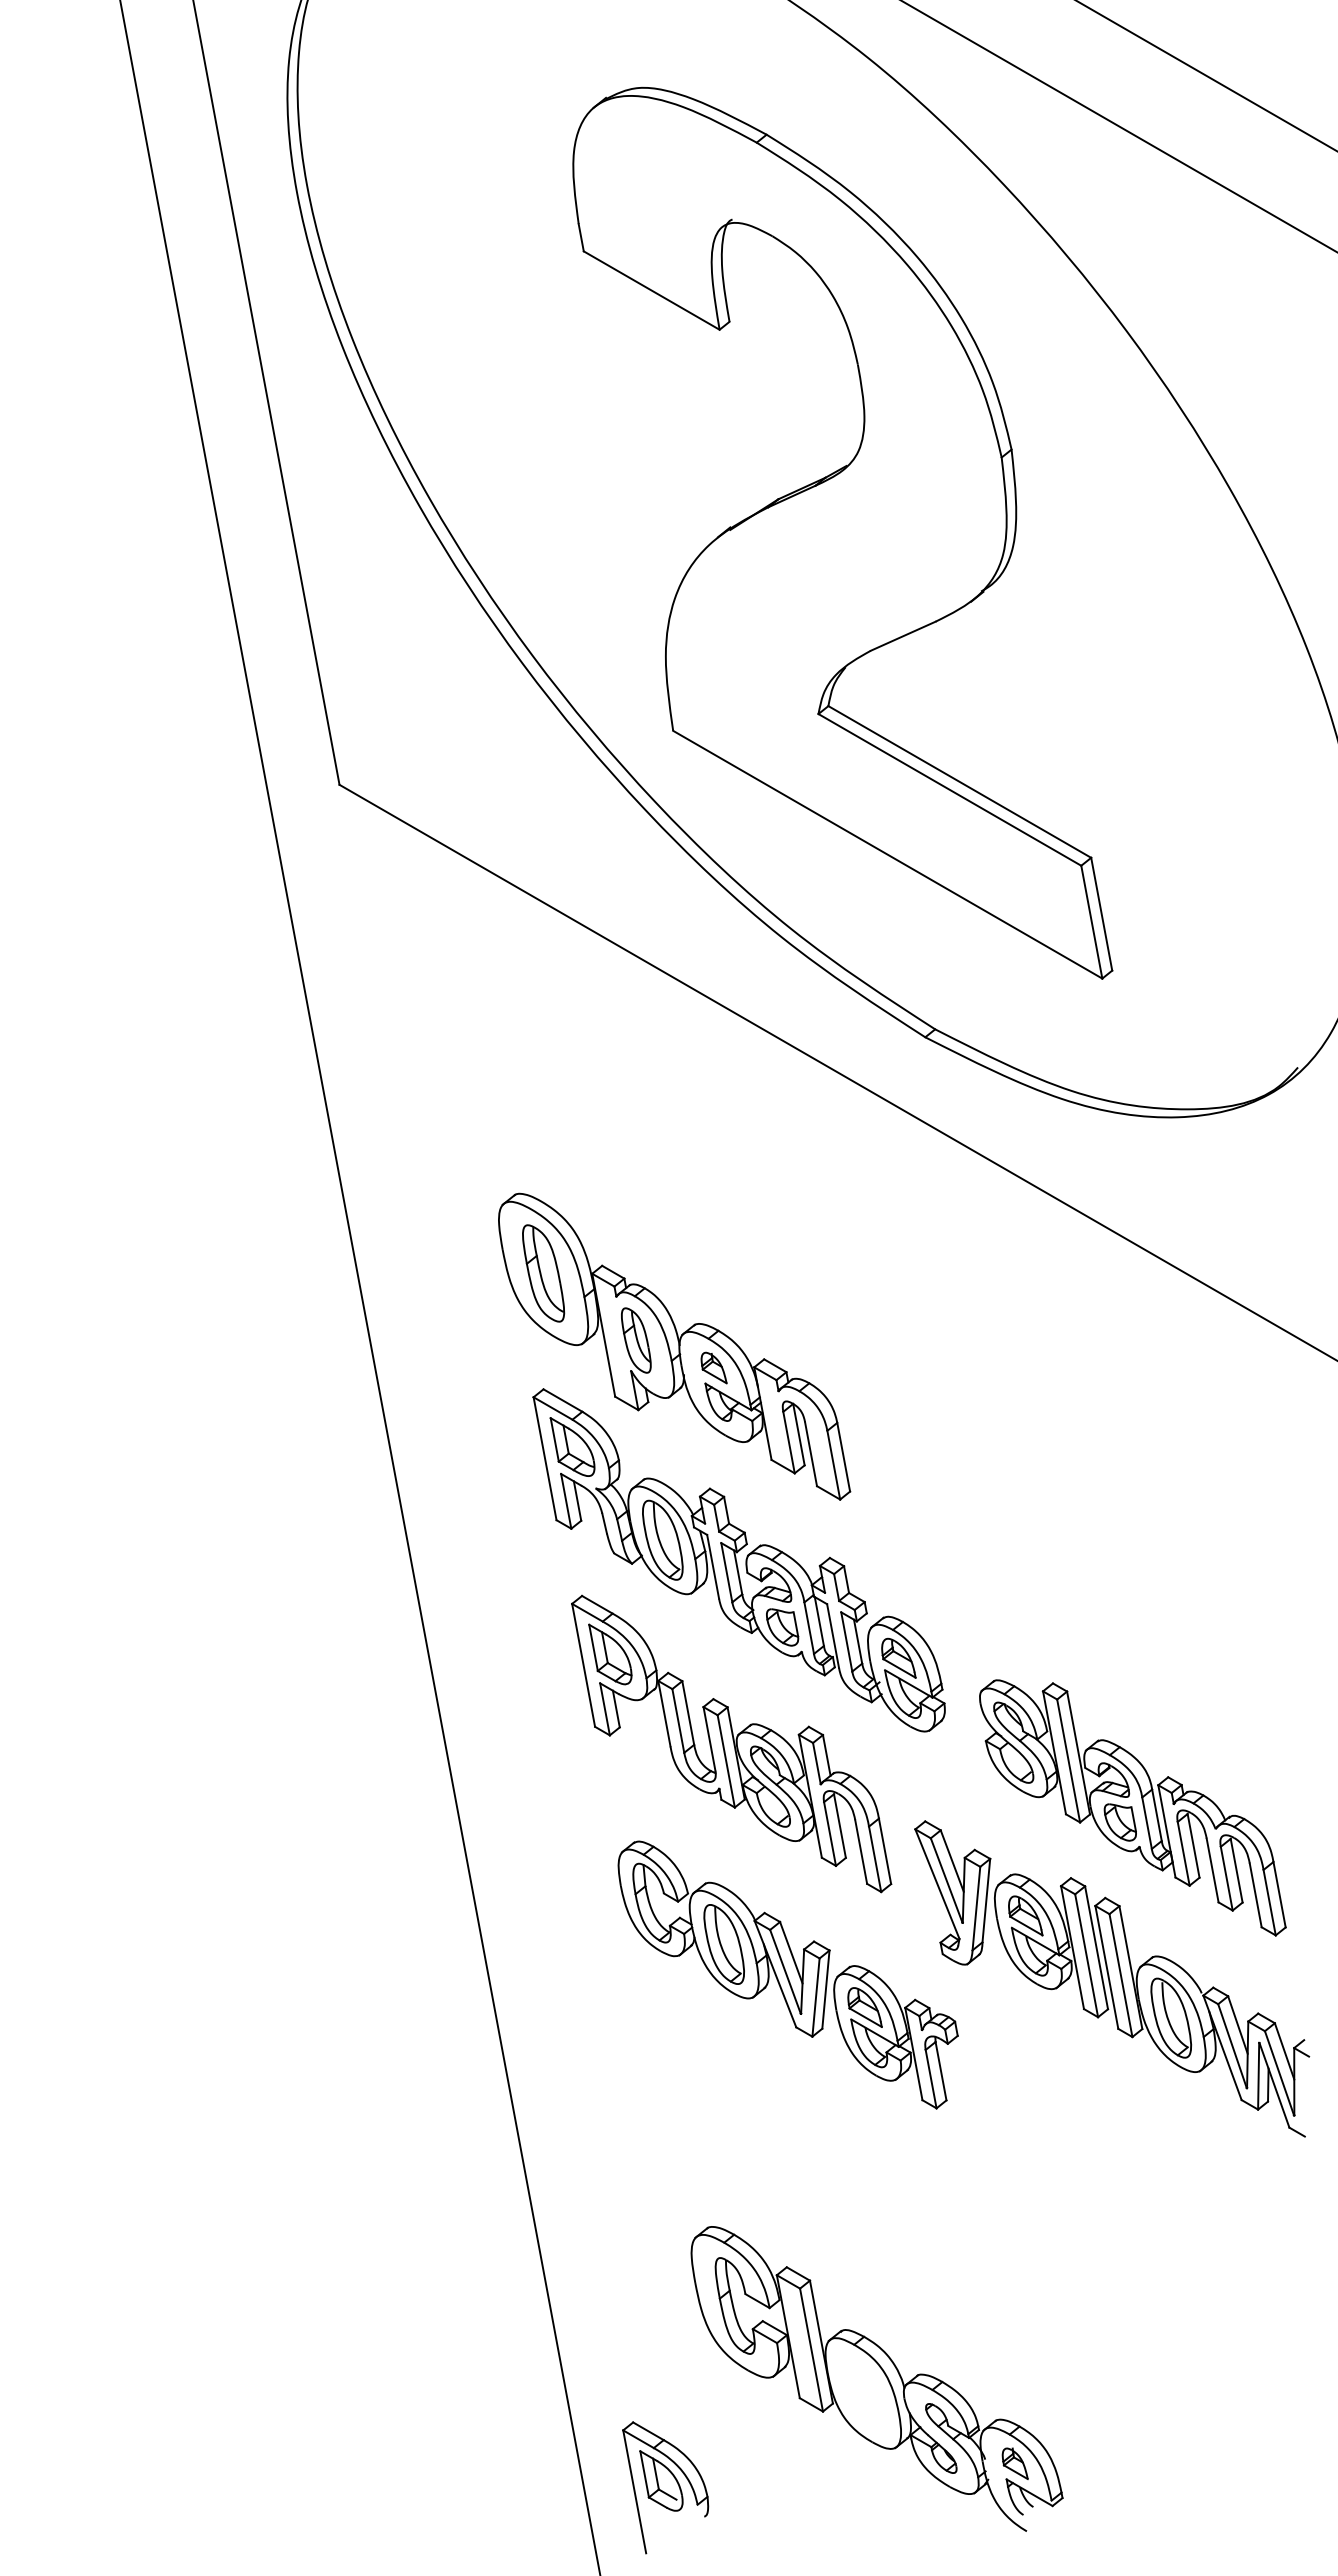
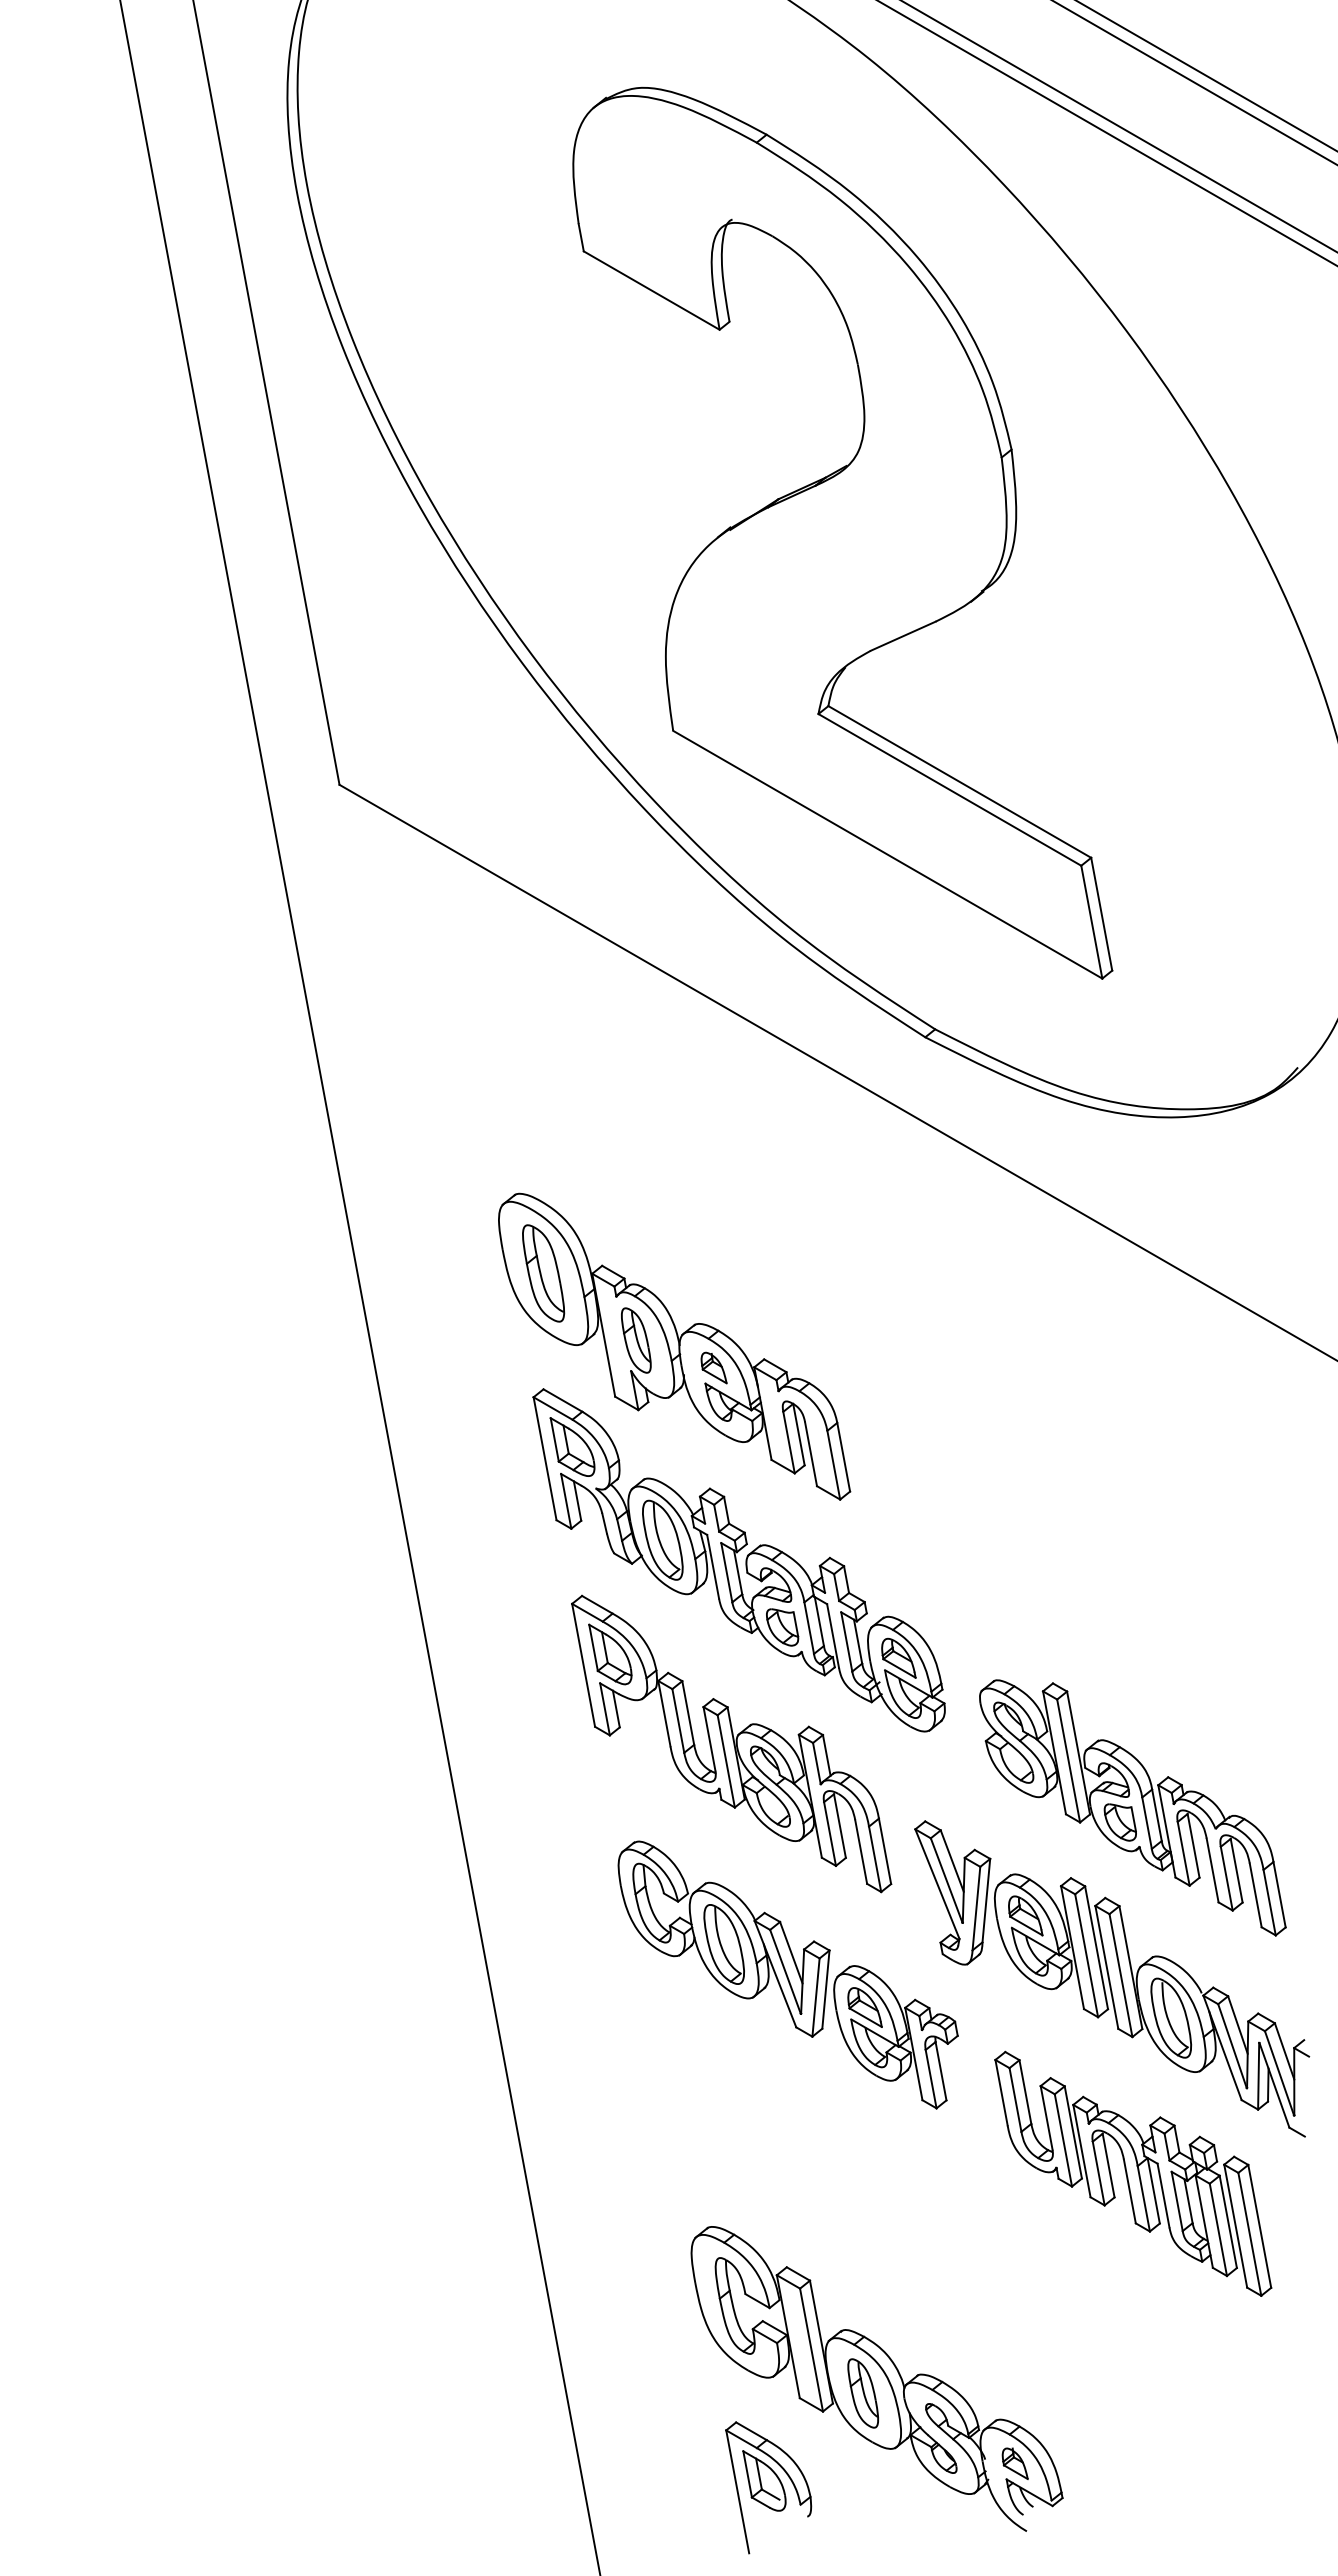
line: none -> present (1194, 82)
line: none -> present (1107, 133)
part: none -> present (1133, 2173)
part: none -> present (862, 2393)
part position: (665, 2487) -> (768, 2487) (768, 2487)
